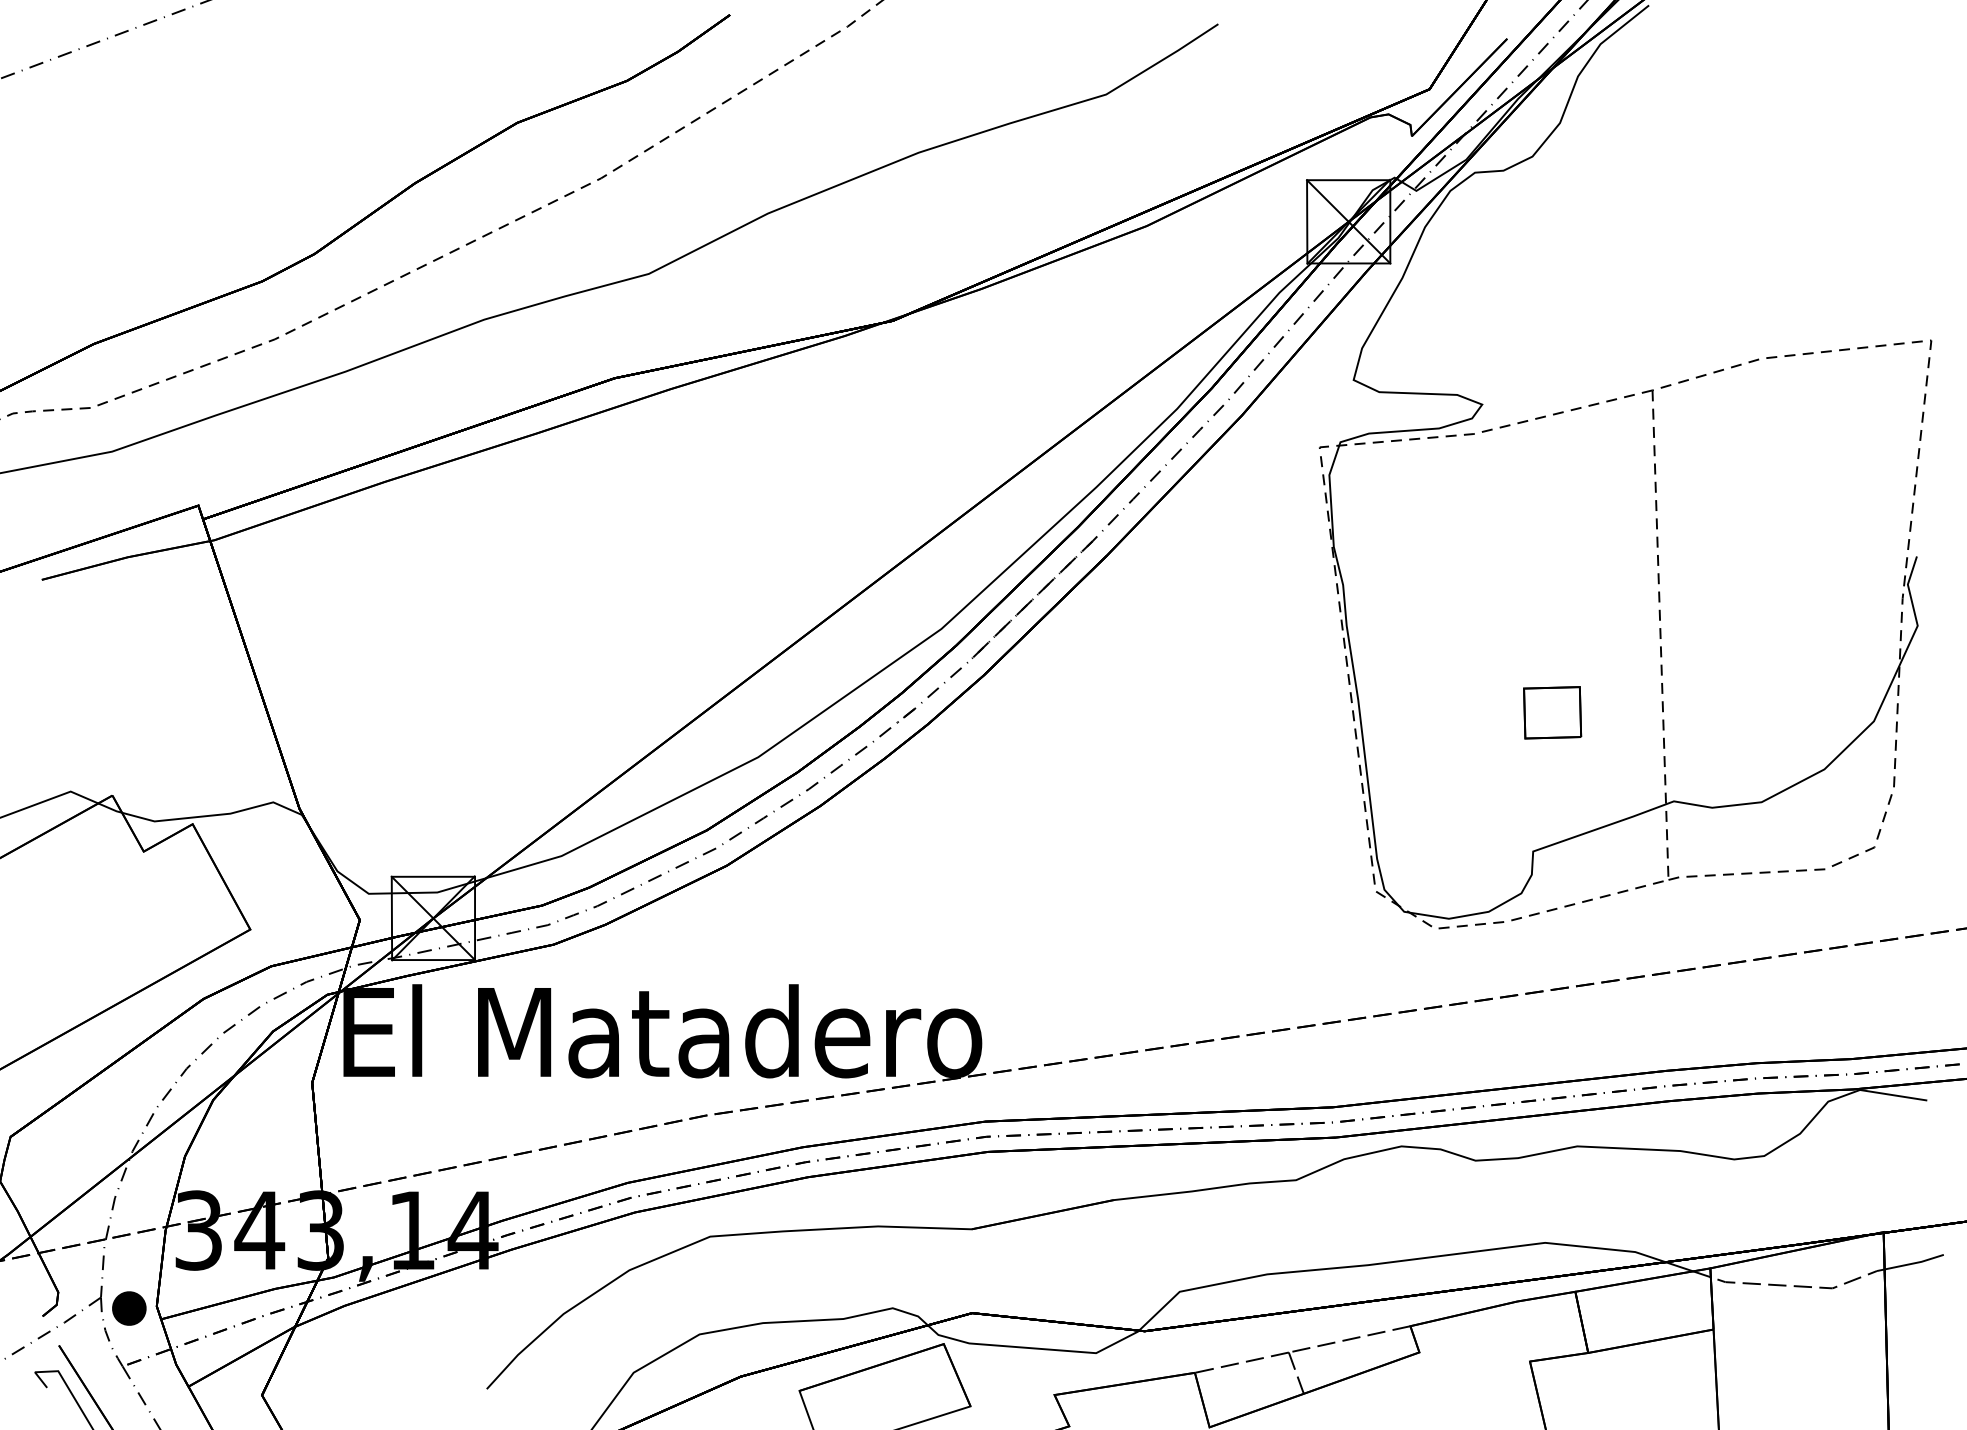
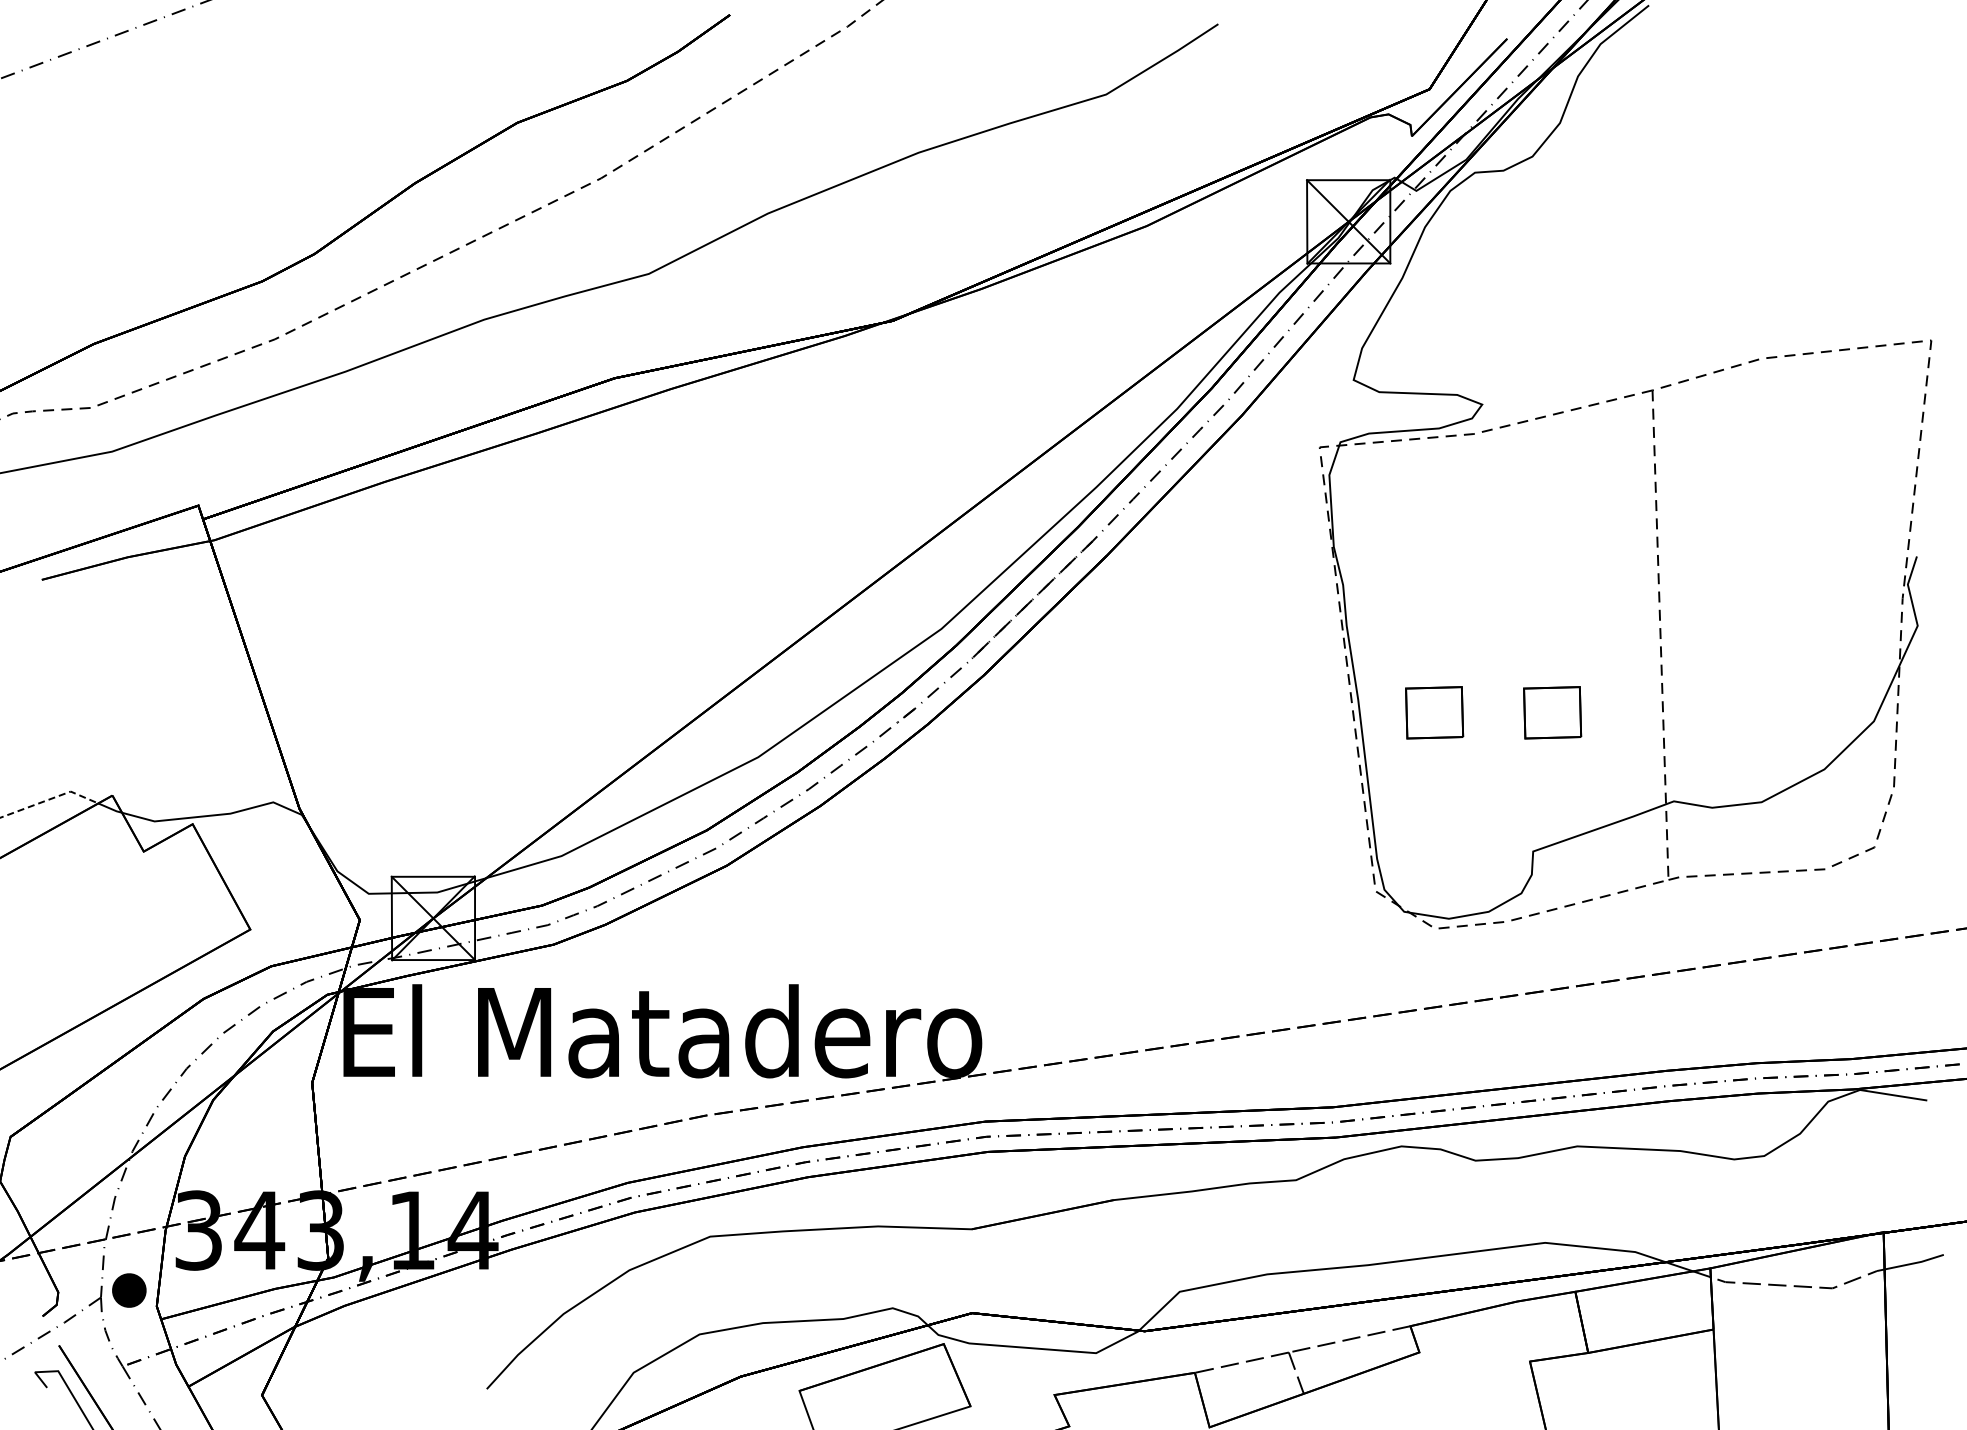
part: none -> present (1434, 712)
line: solid -> dashed (51, 798)
part position: (129, 1308) -> (129, 1290) (129, 1290)
